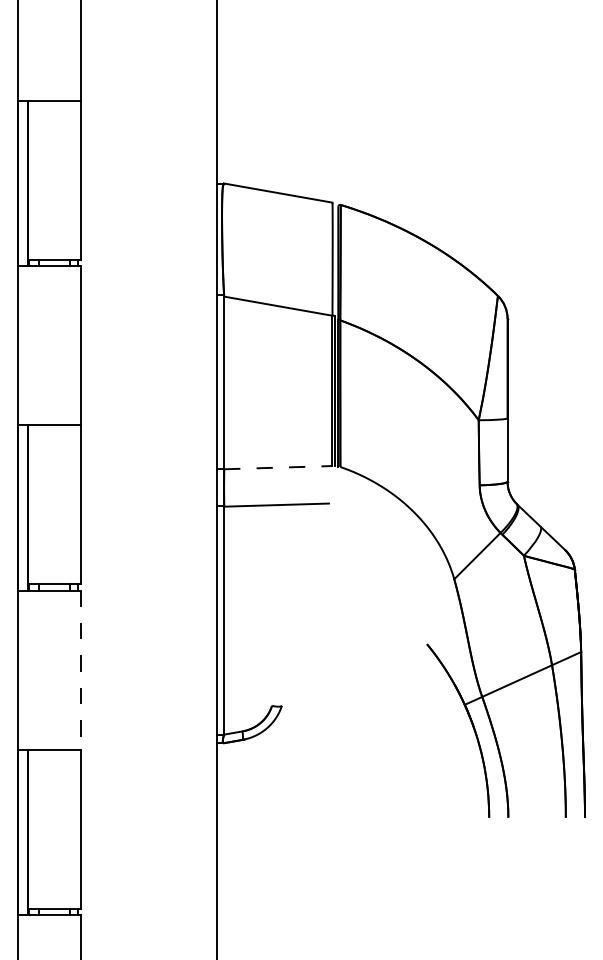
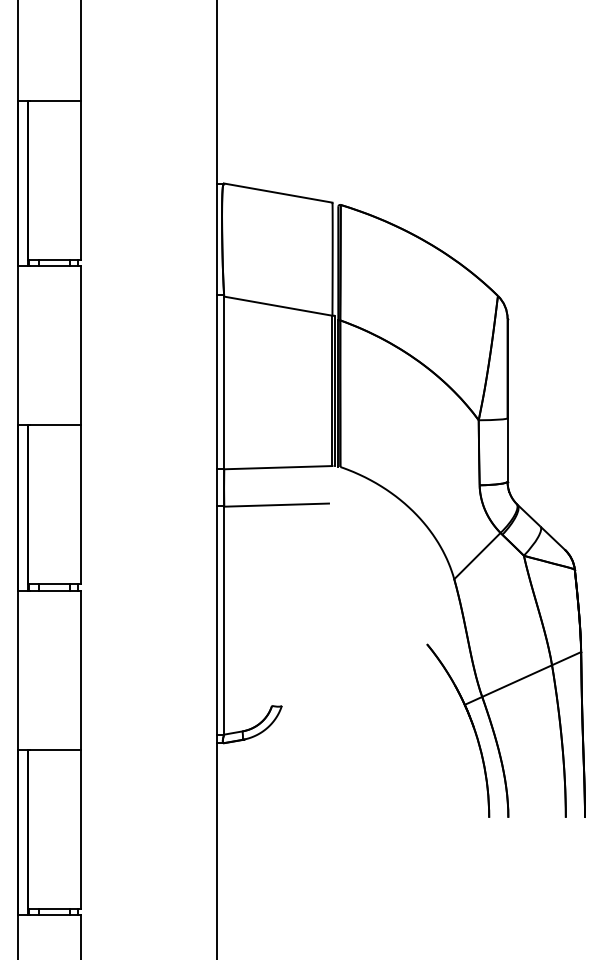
line: dashed -> solid (278, 467)
line: dashed -> solid (81, 670)
